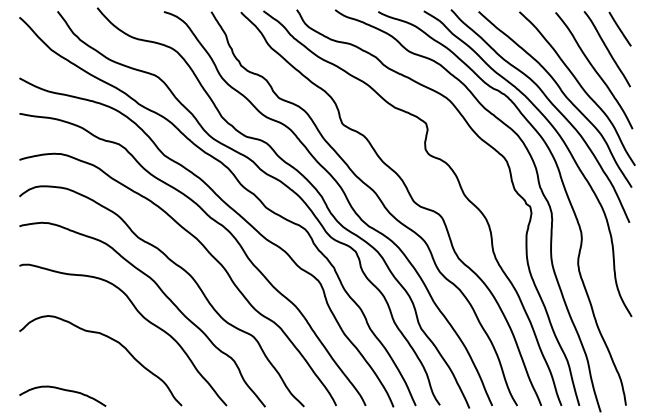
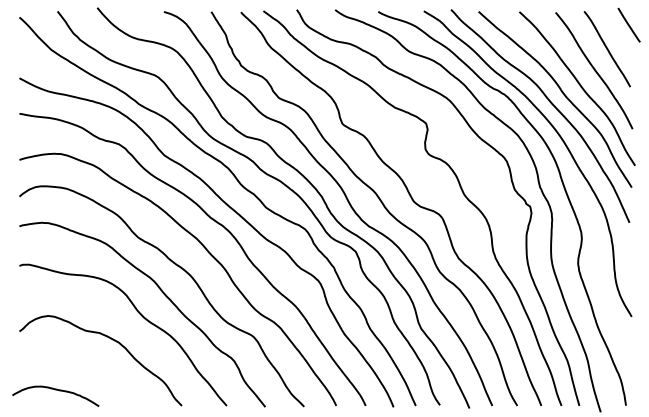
line position: (619, 28) -> (628, 24) (628, 24)
curve position: (62, 390) -> (55, 390) (55, 390)
